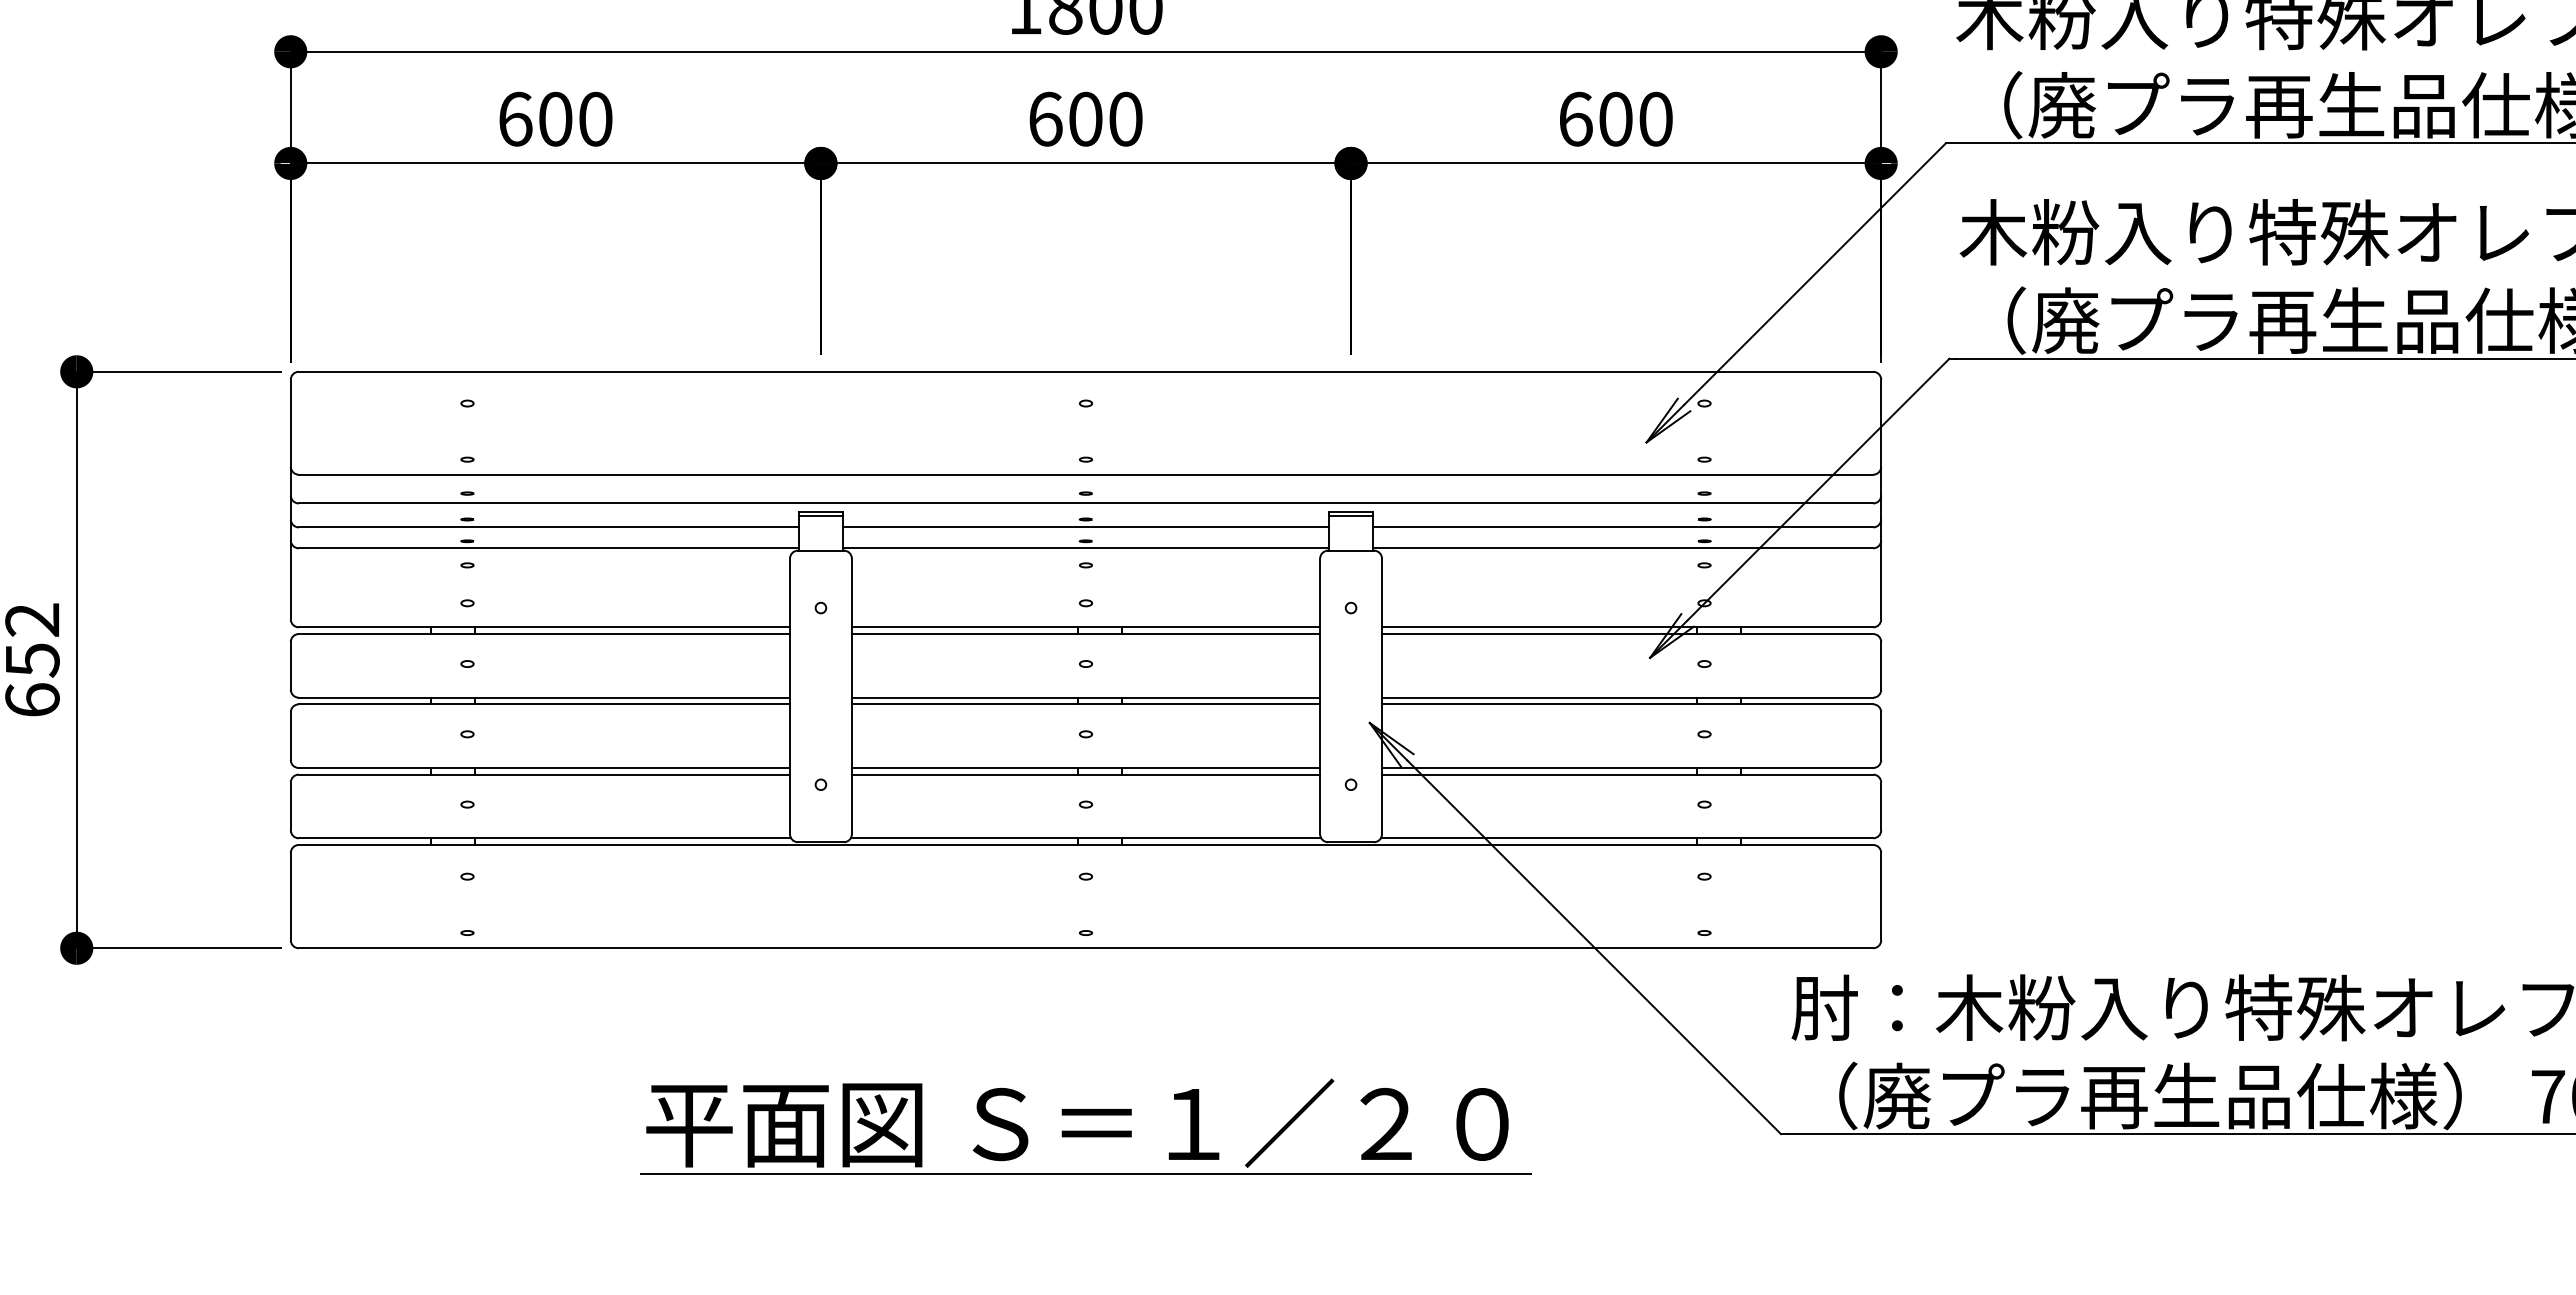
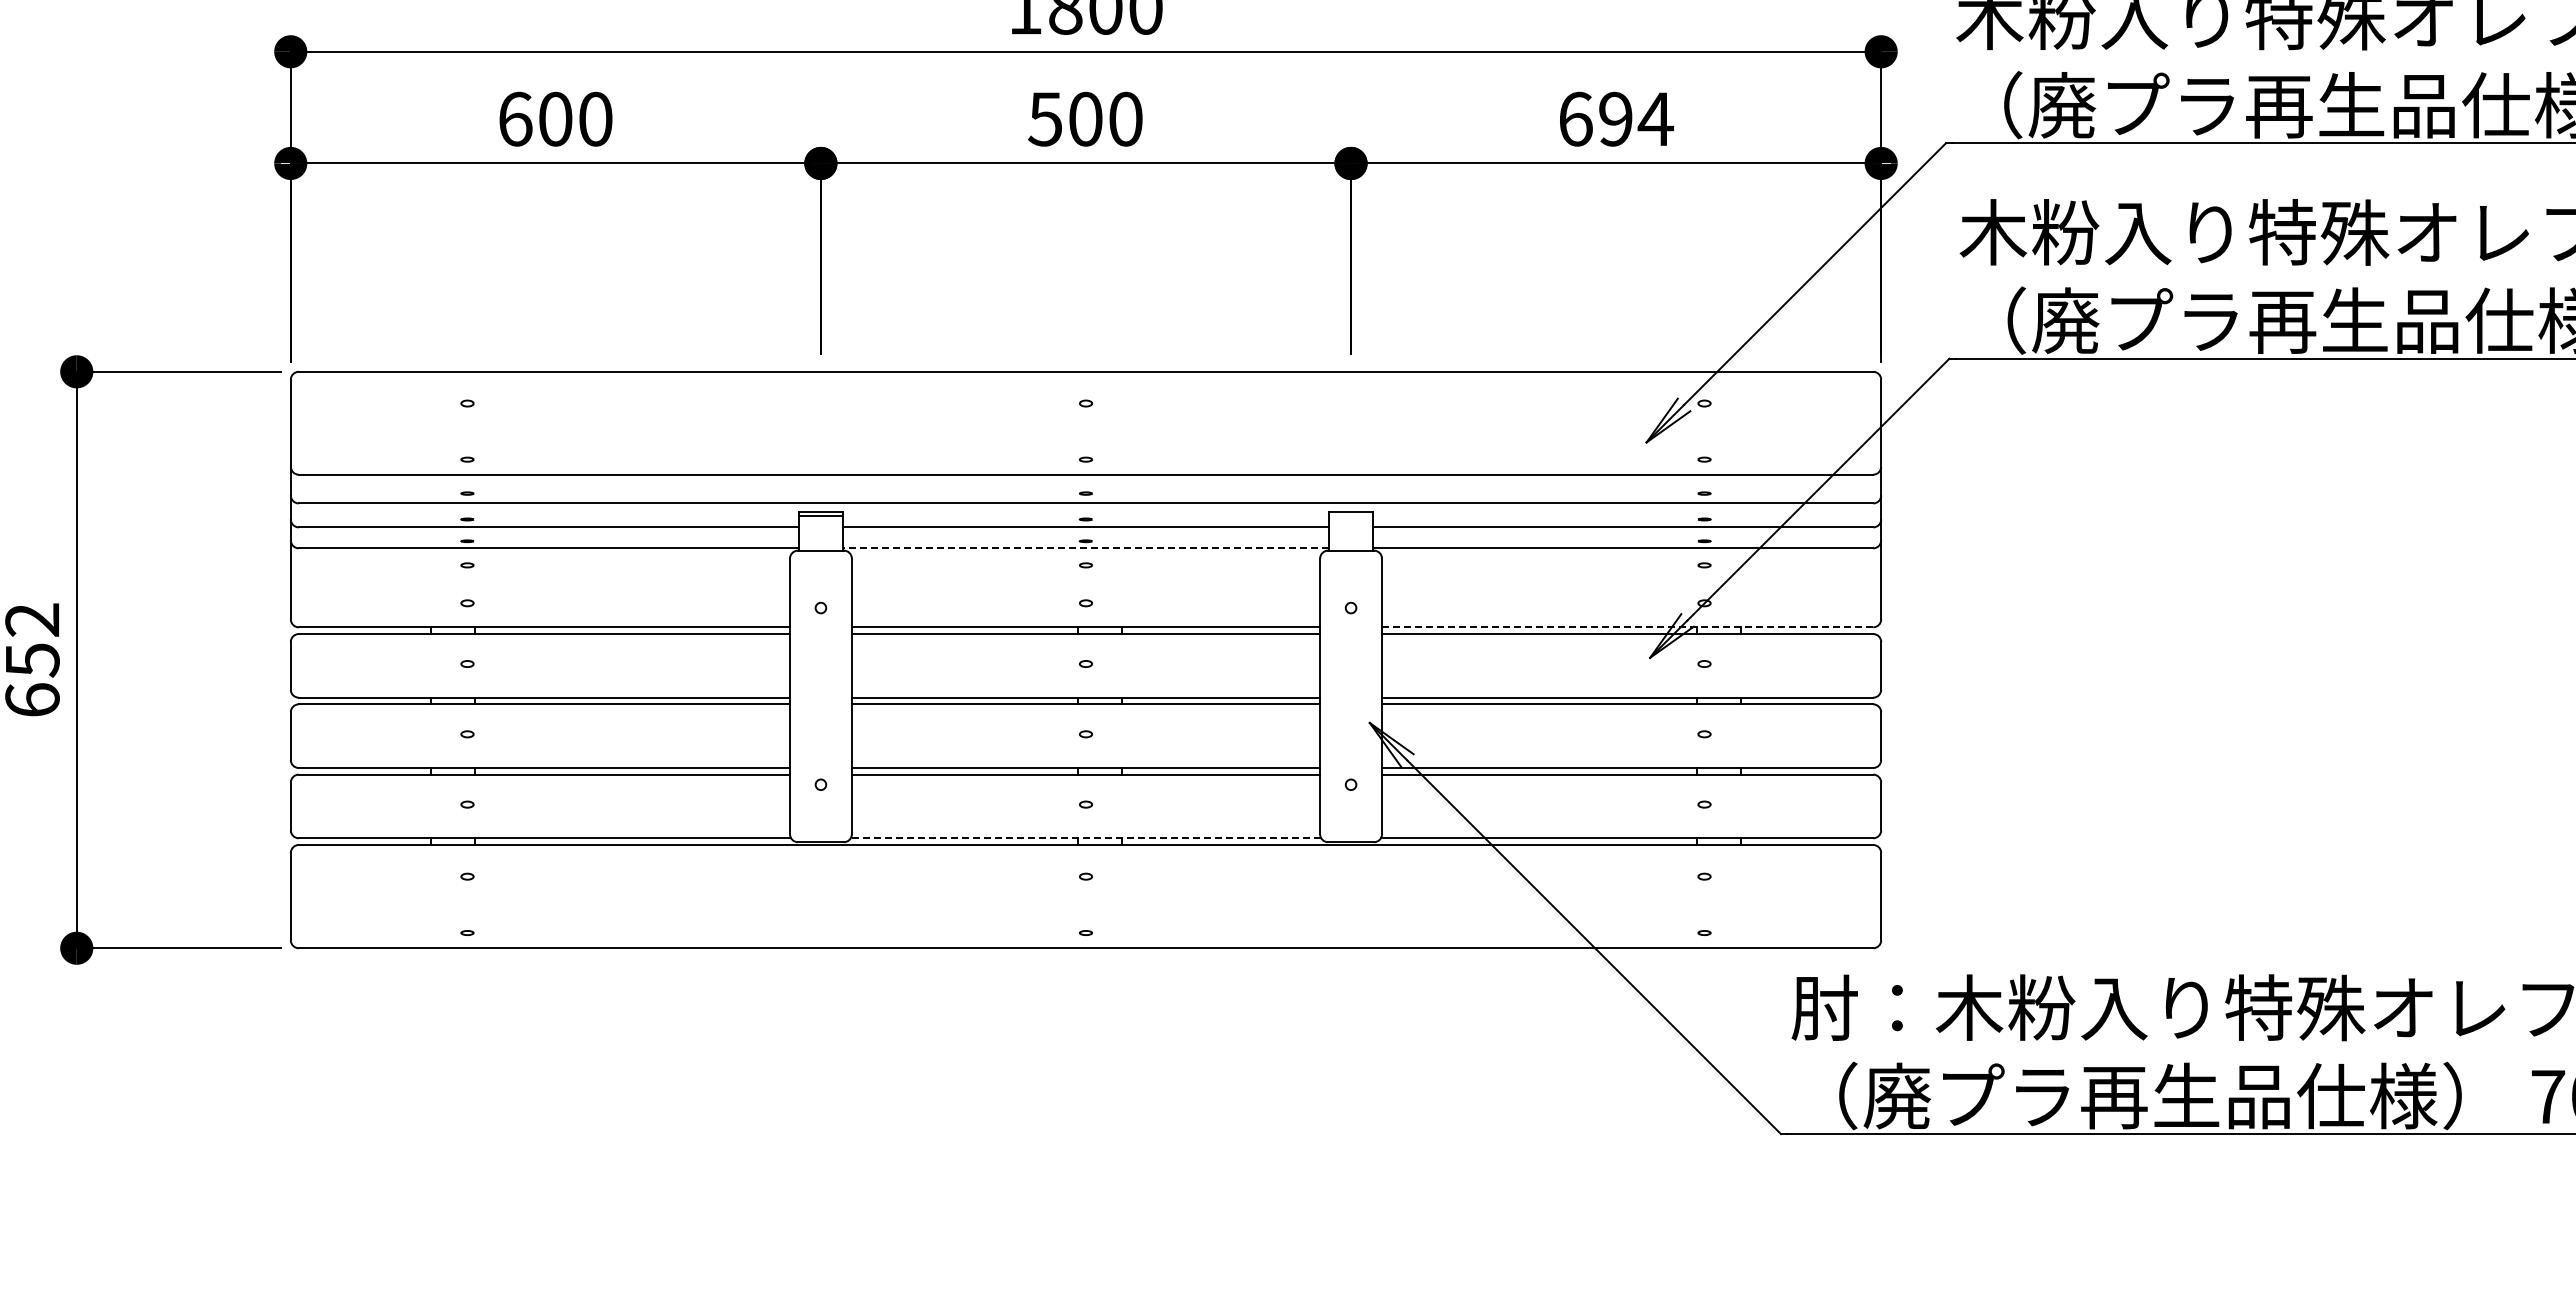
text: 600 -> 500 (1045, 118)
text: 600 -> 694 (1636, 118)
line: present -> none (1350, 515)
line: solid -> dashed (1086, 548)
line: solid -> dashed (1627, 627)
line: solid -> dashed (1085, 838)
part: present -> none (1085, 1126)
